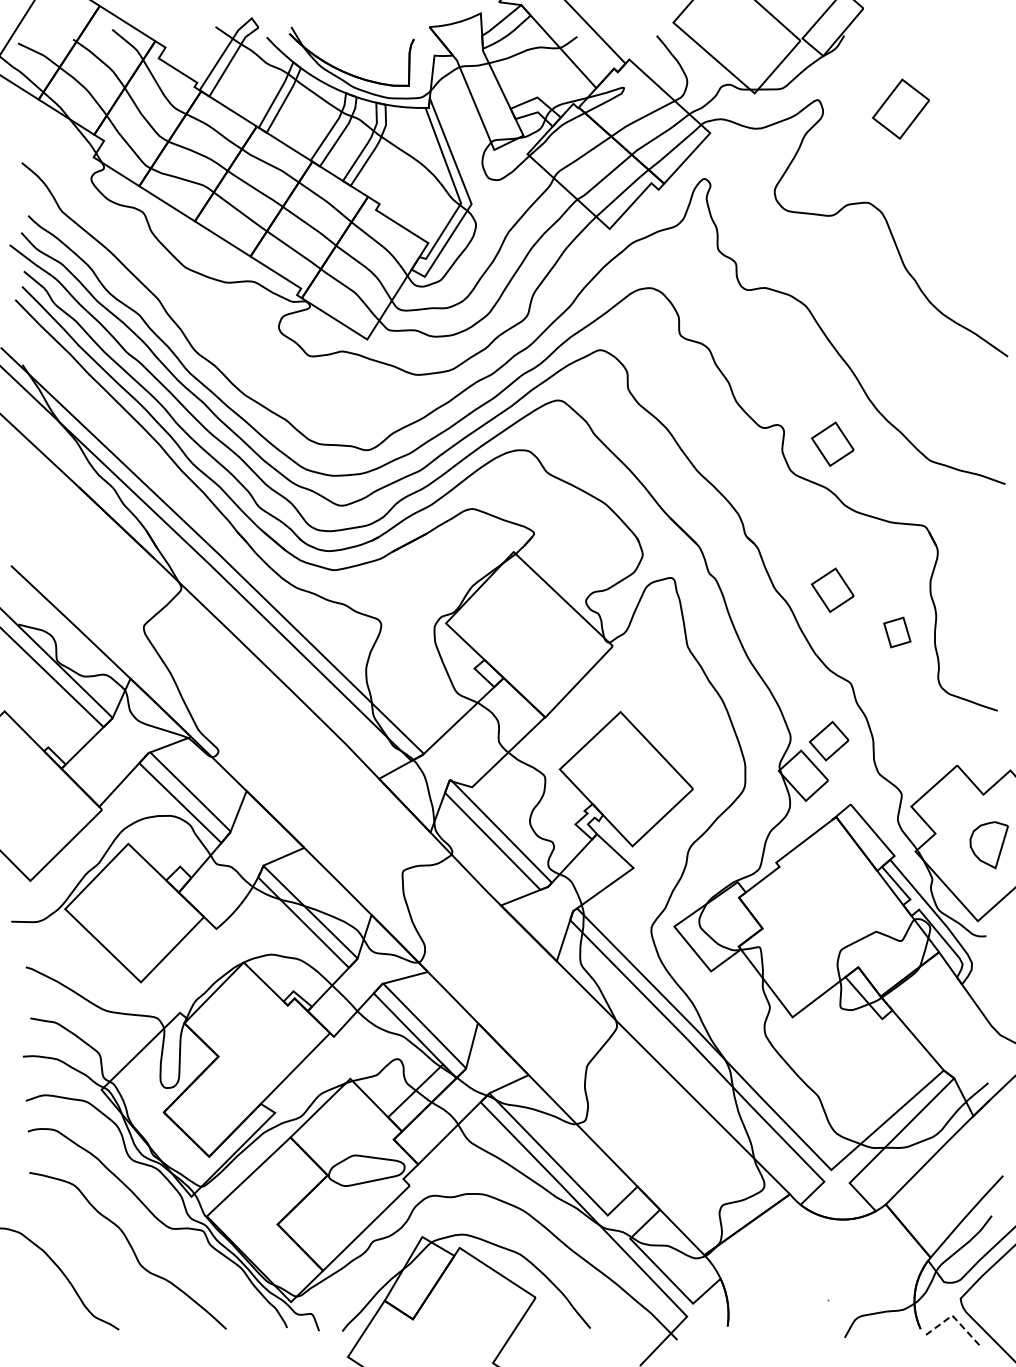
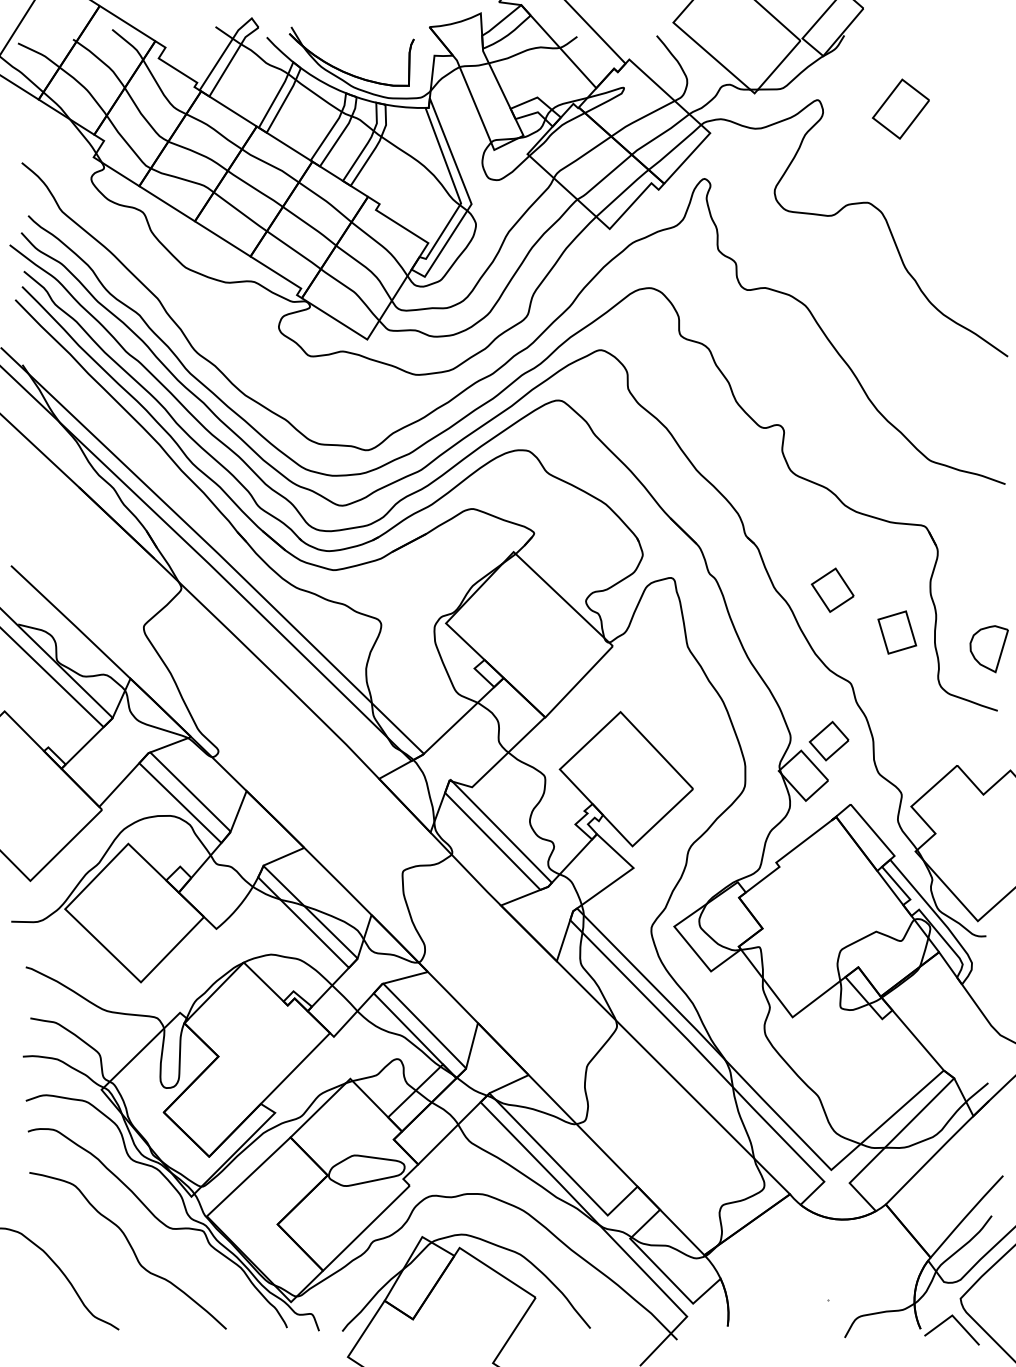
part: present -> none (832, 443)
part size: 29x33 px -> 41x45 px (897, 632)
part position: (988, 845) -> (988, 649) (988, 649)
line: dashed -> solid (953, 1316)
